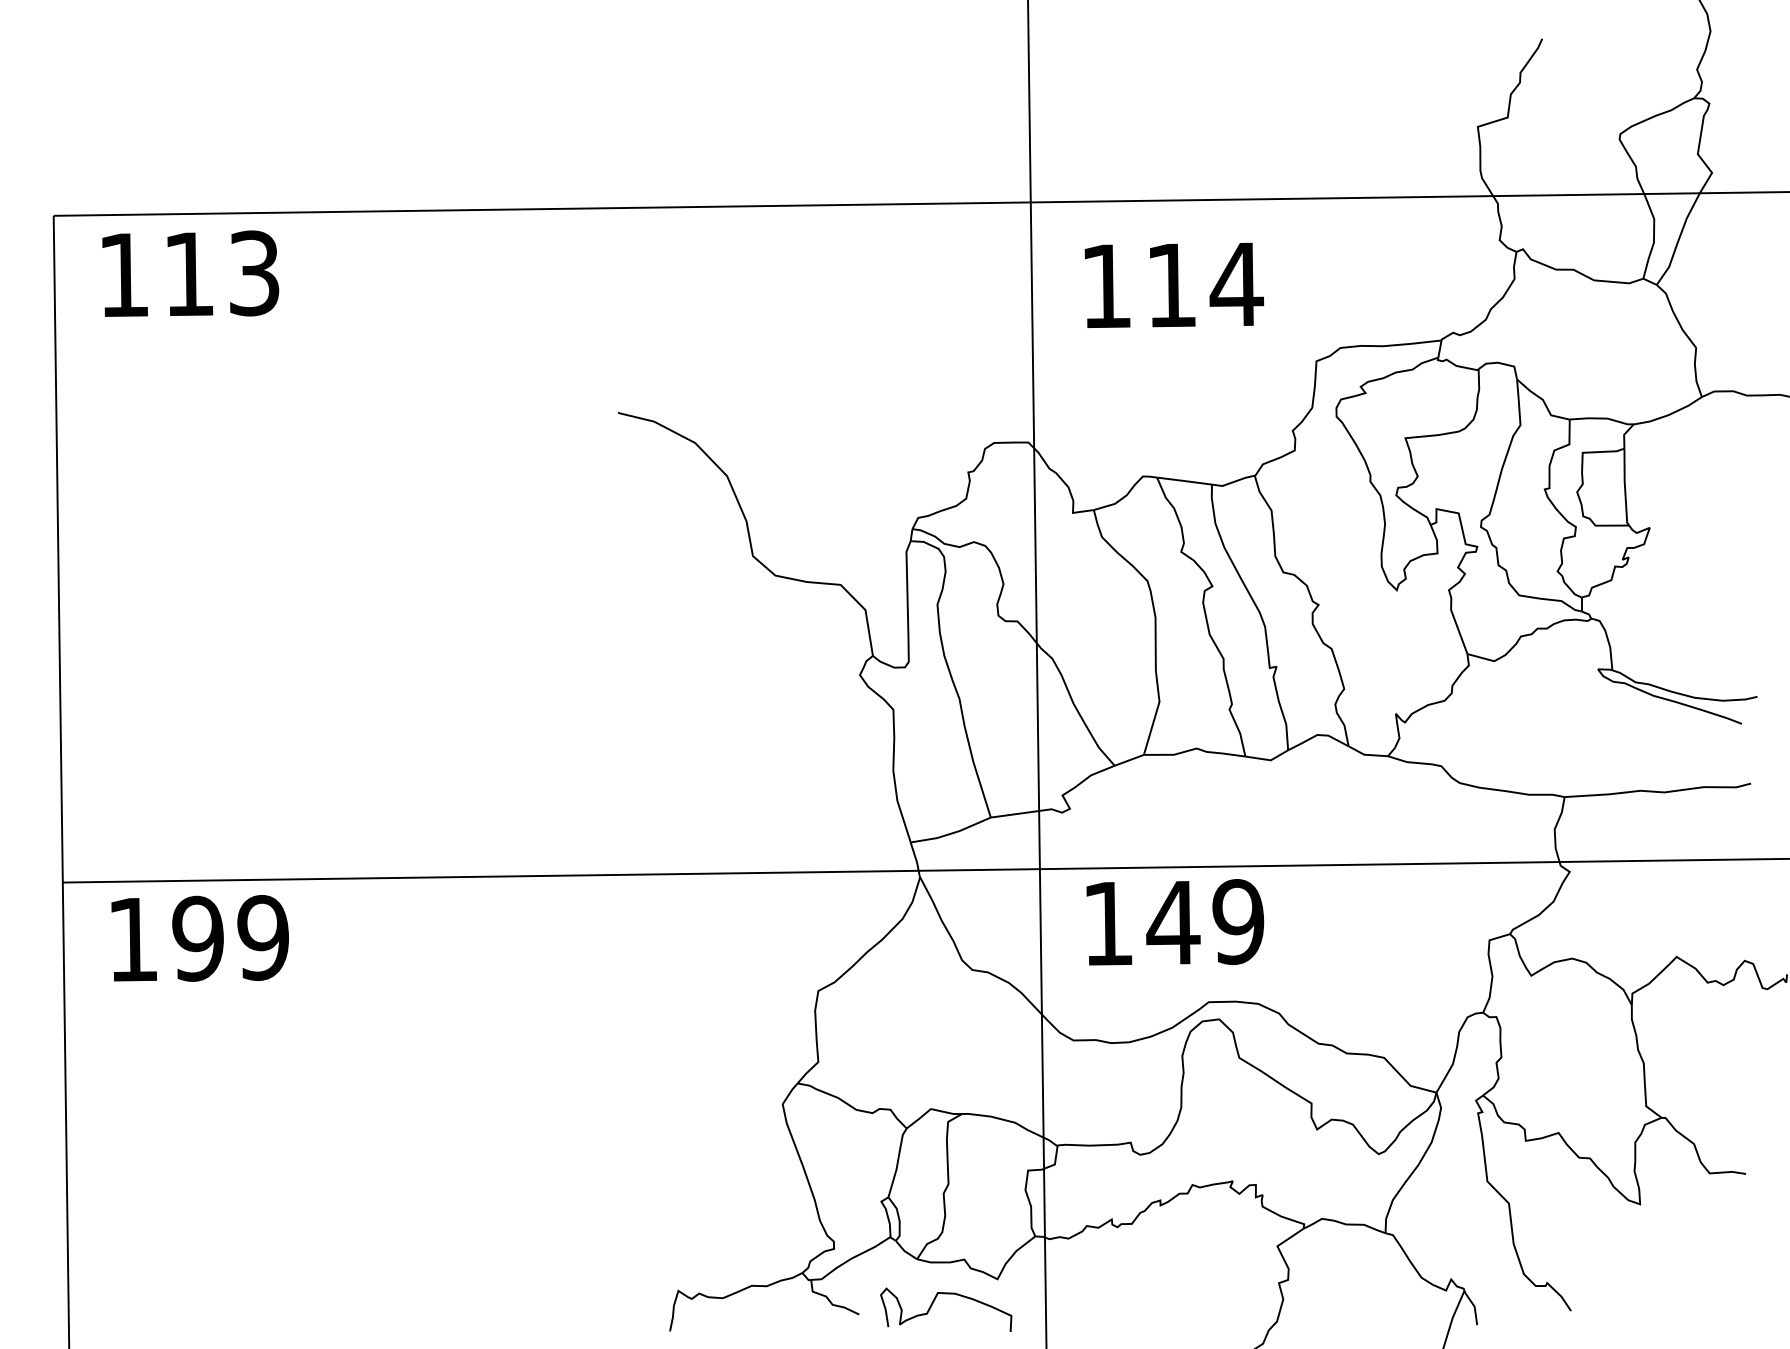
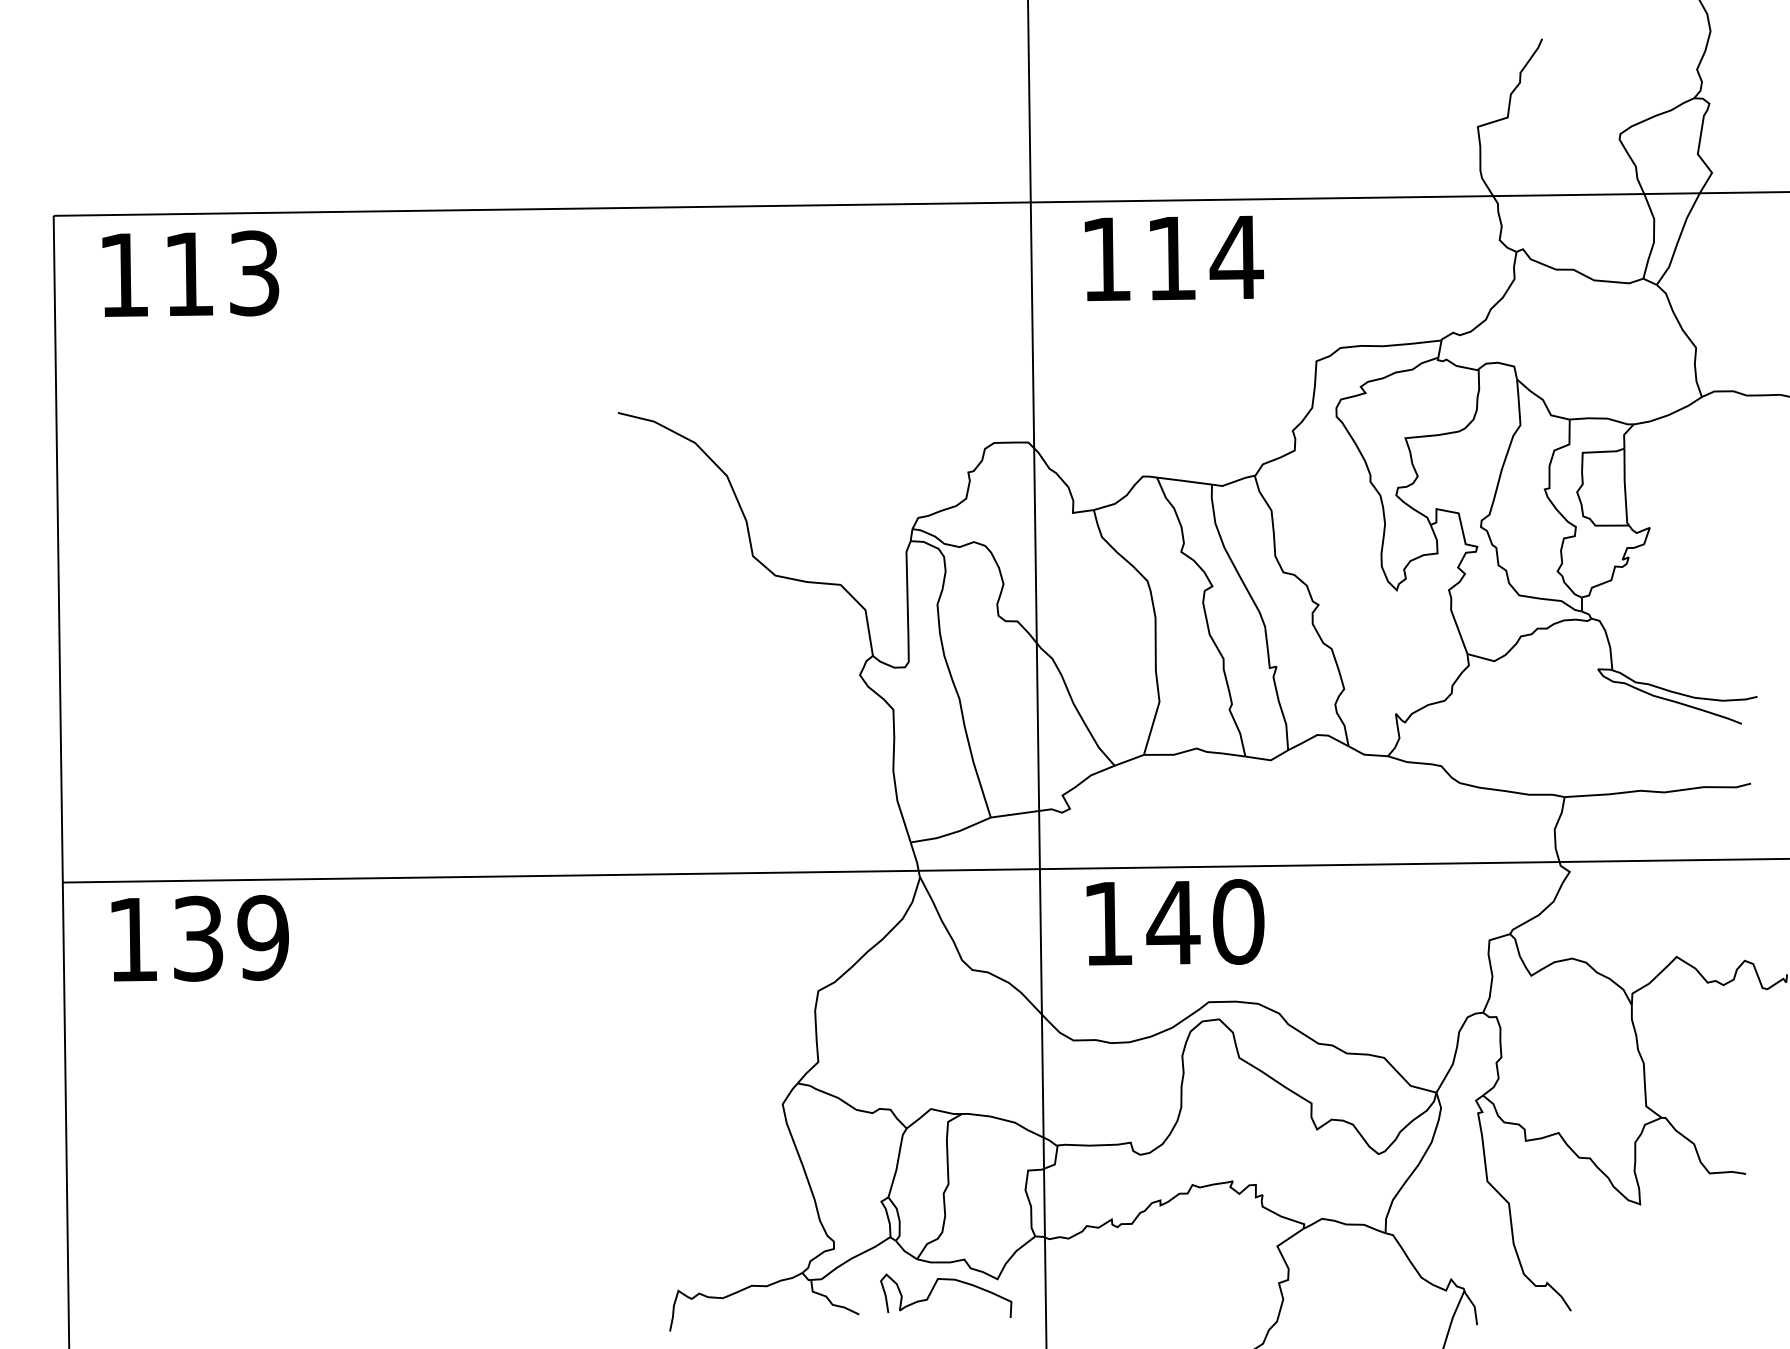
text position: (1174, 284) -> (1174, 257) (1174, 257)
text: 149 -> 140 (1238, 922)
text: 199 -> 139 (197, 938)
curve position: (933, 1303) -> (933, 1289) (933, 1289)
